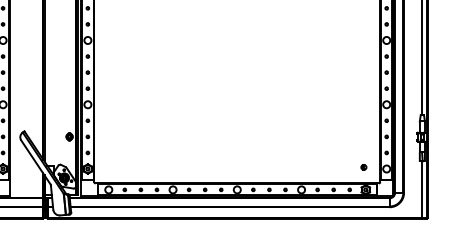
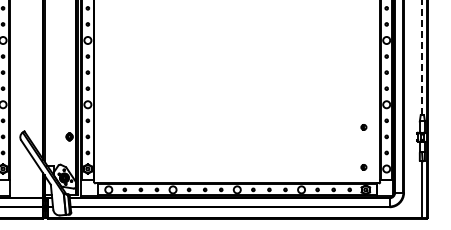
line: solid -> dashed (422, 57)
part: none -> present (363, 127)
